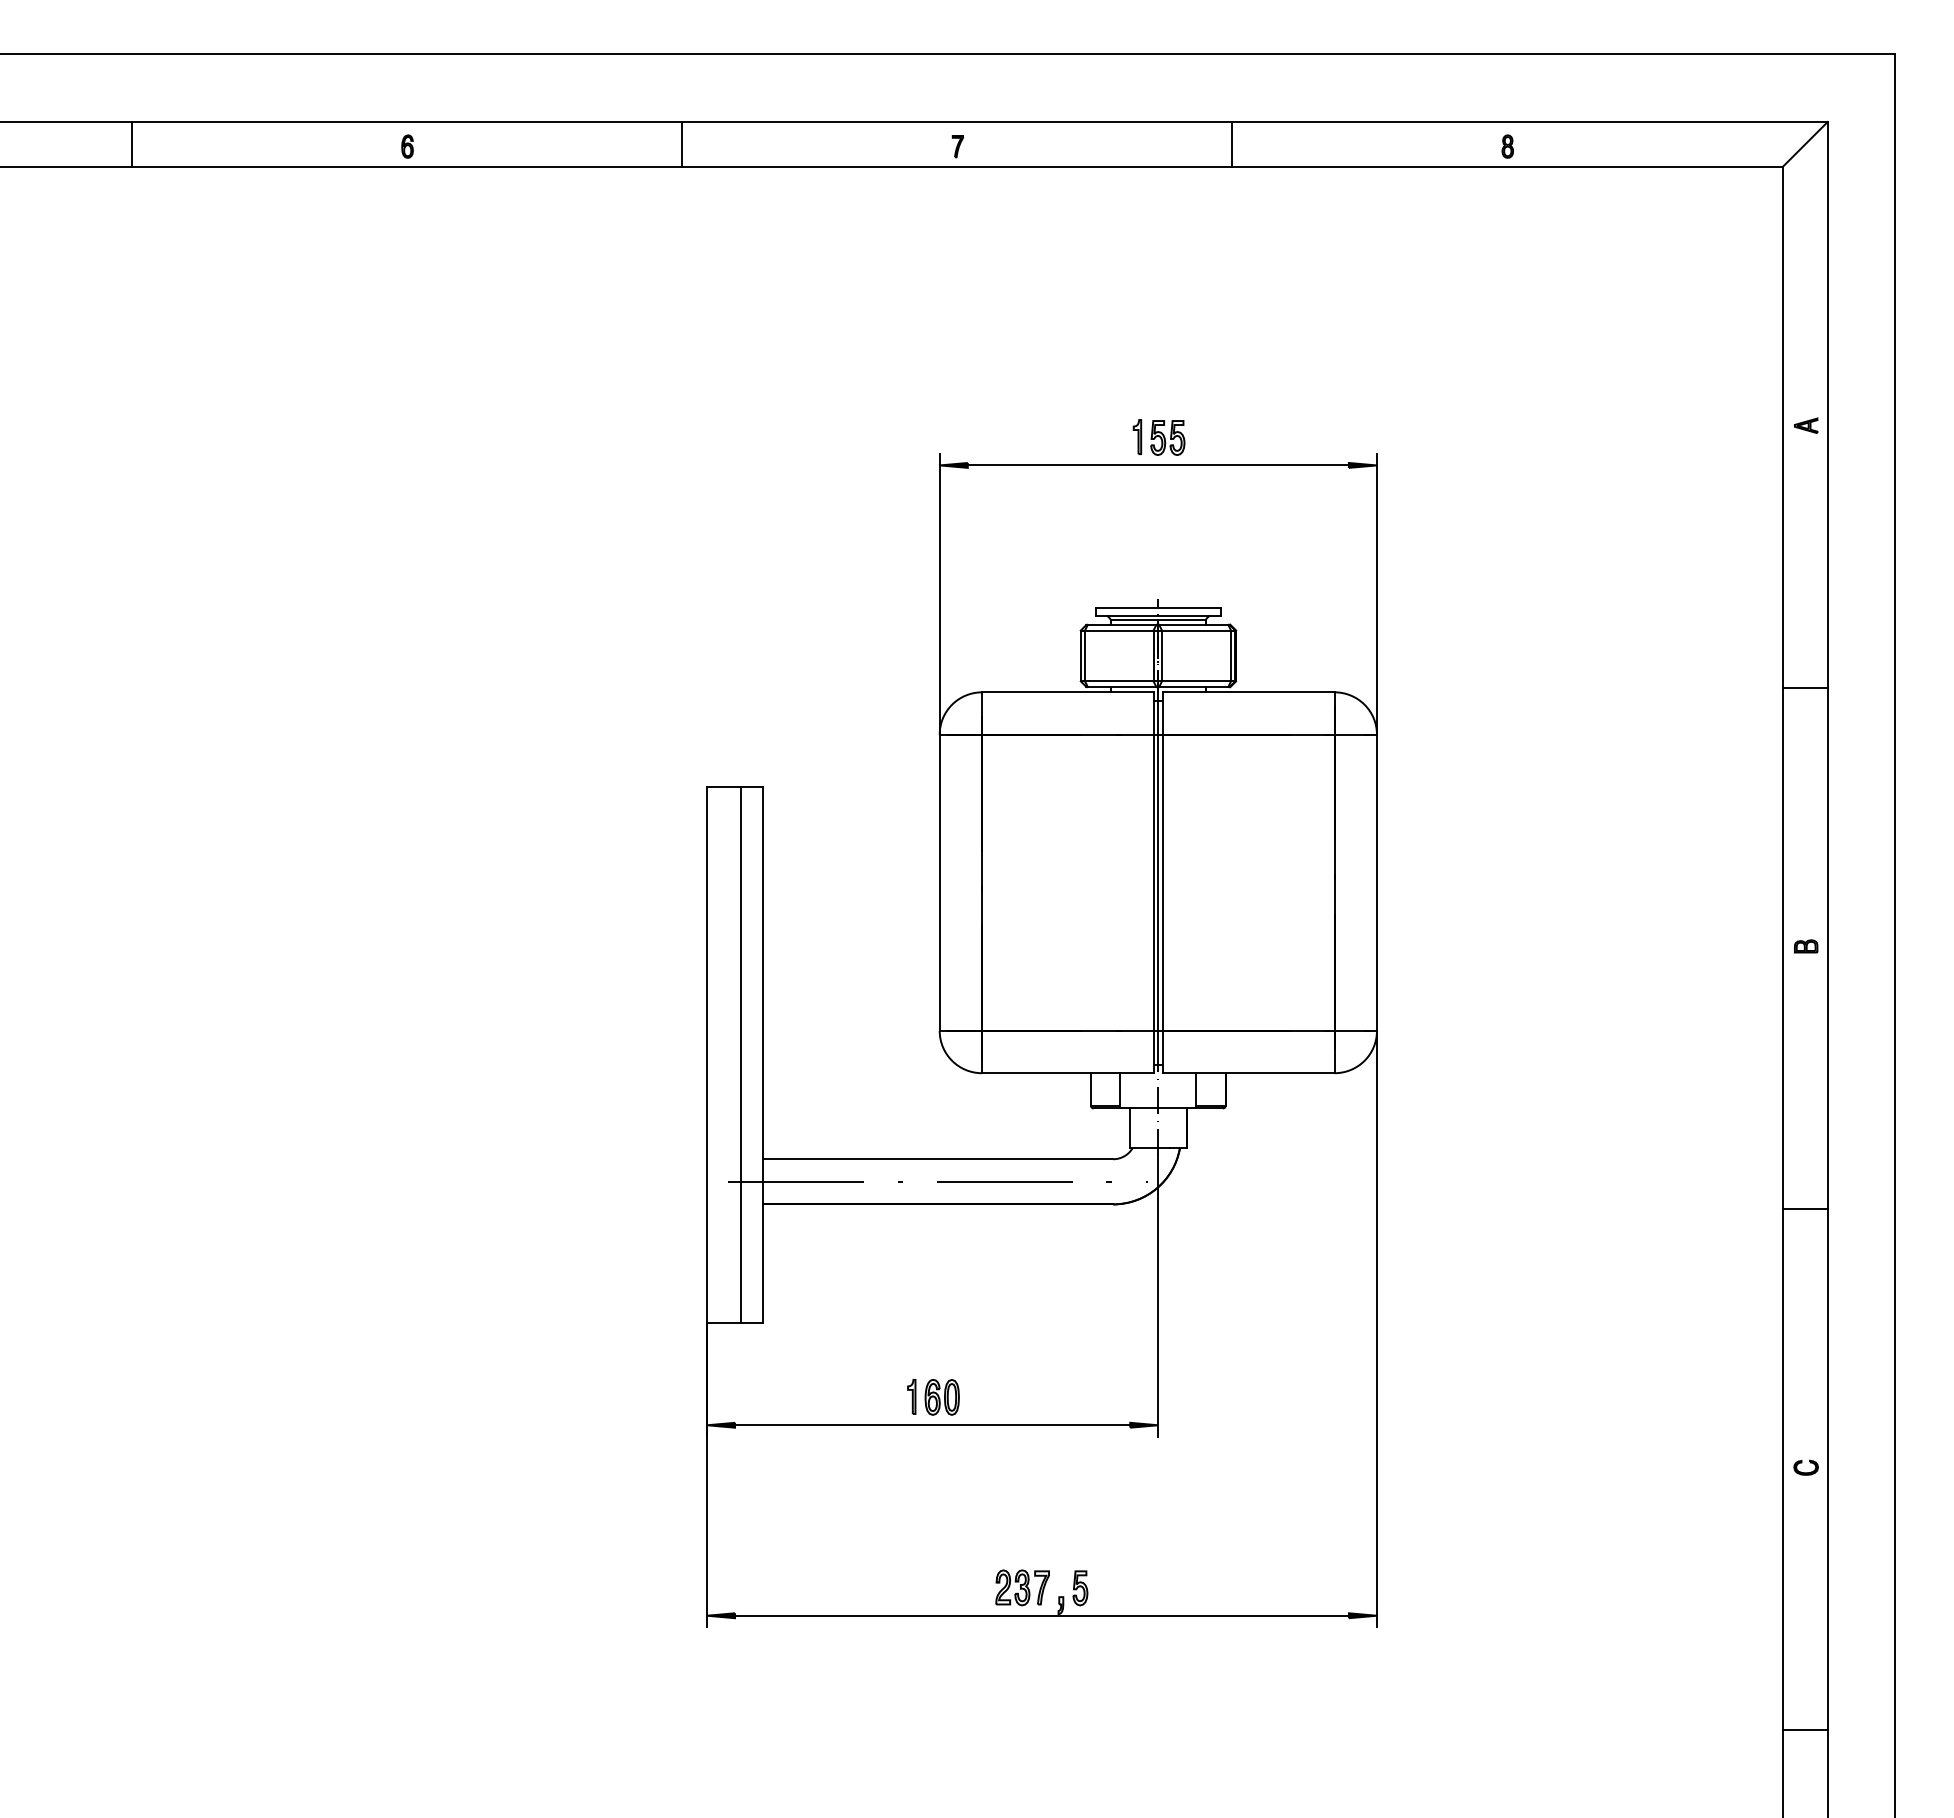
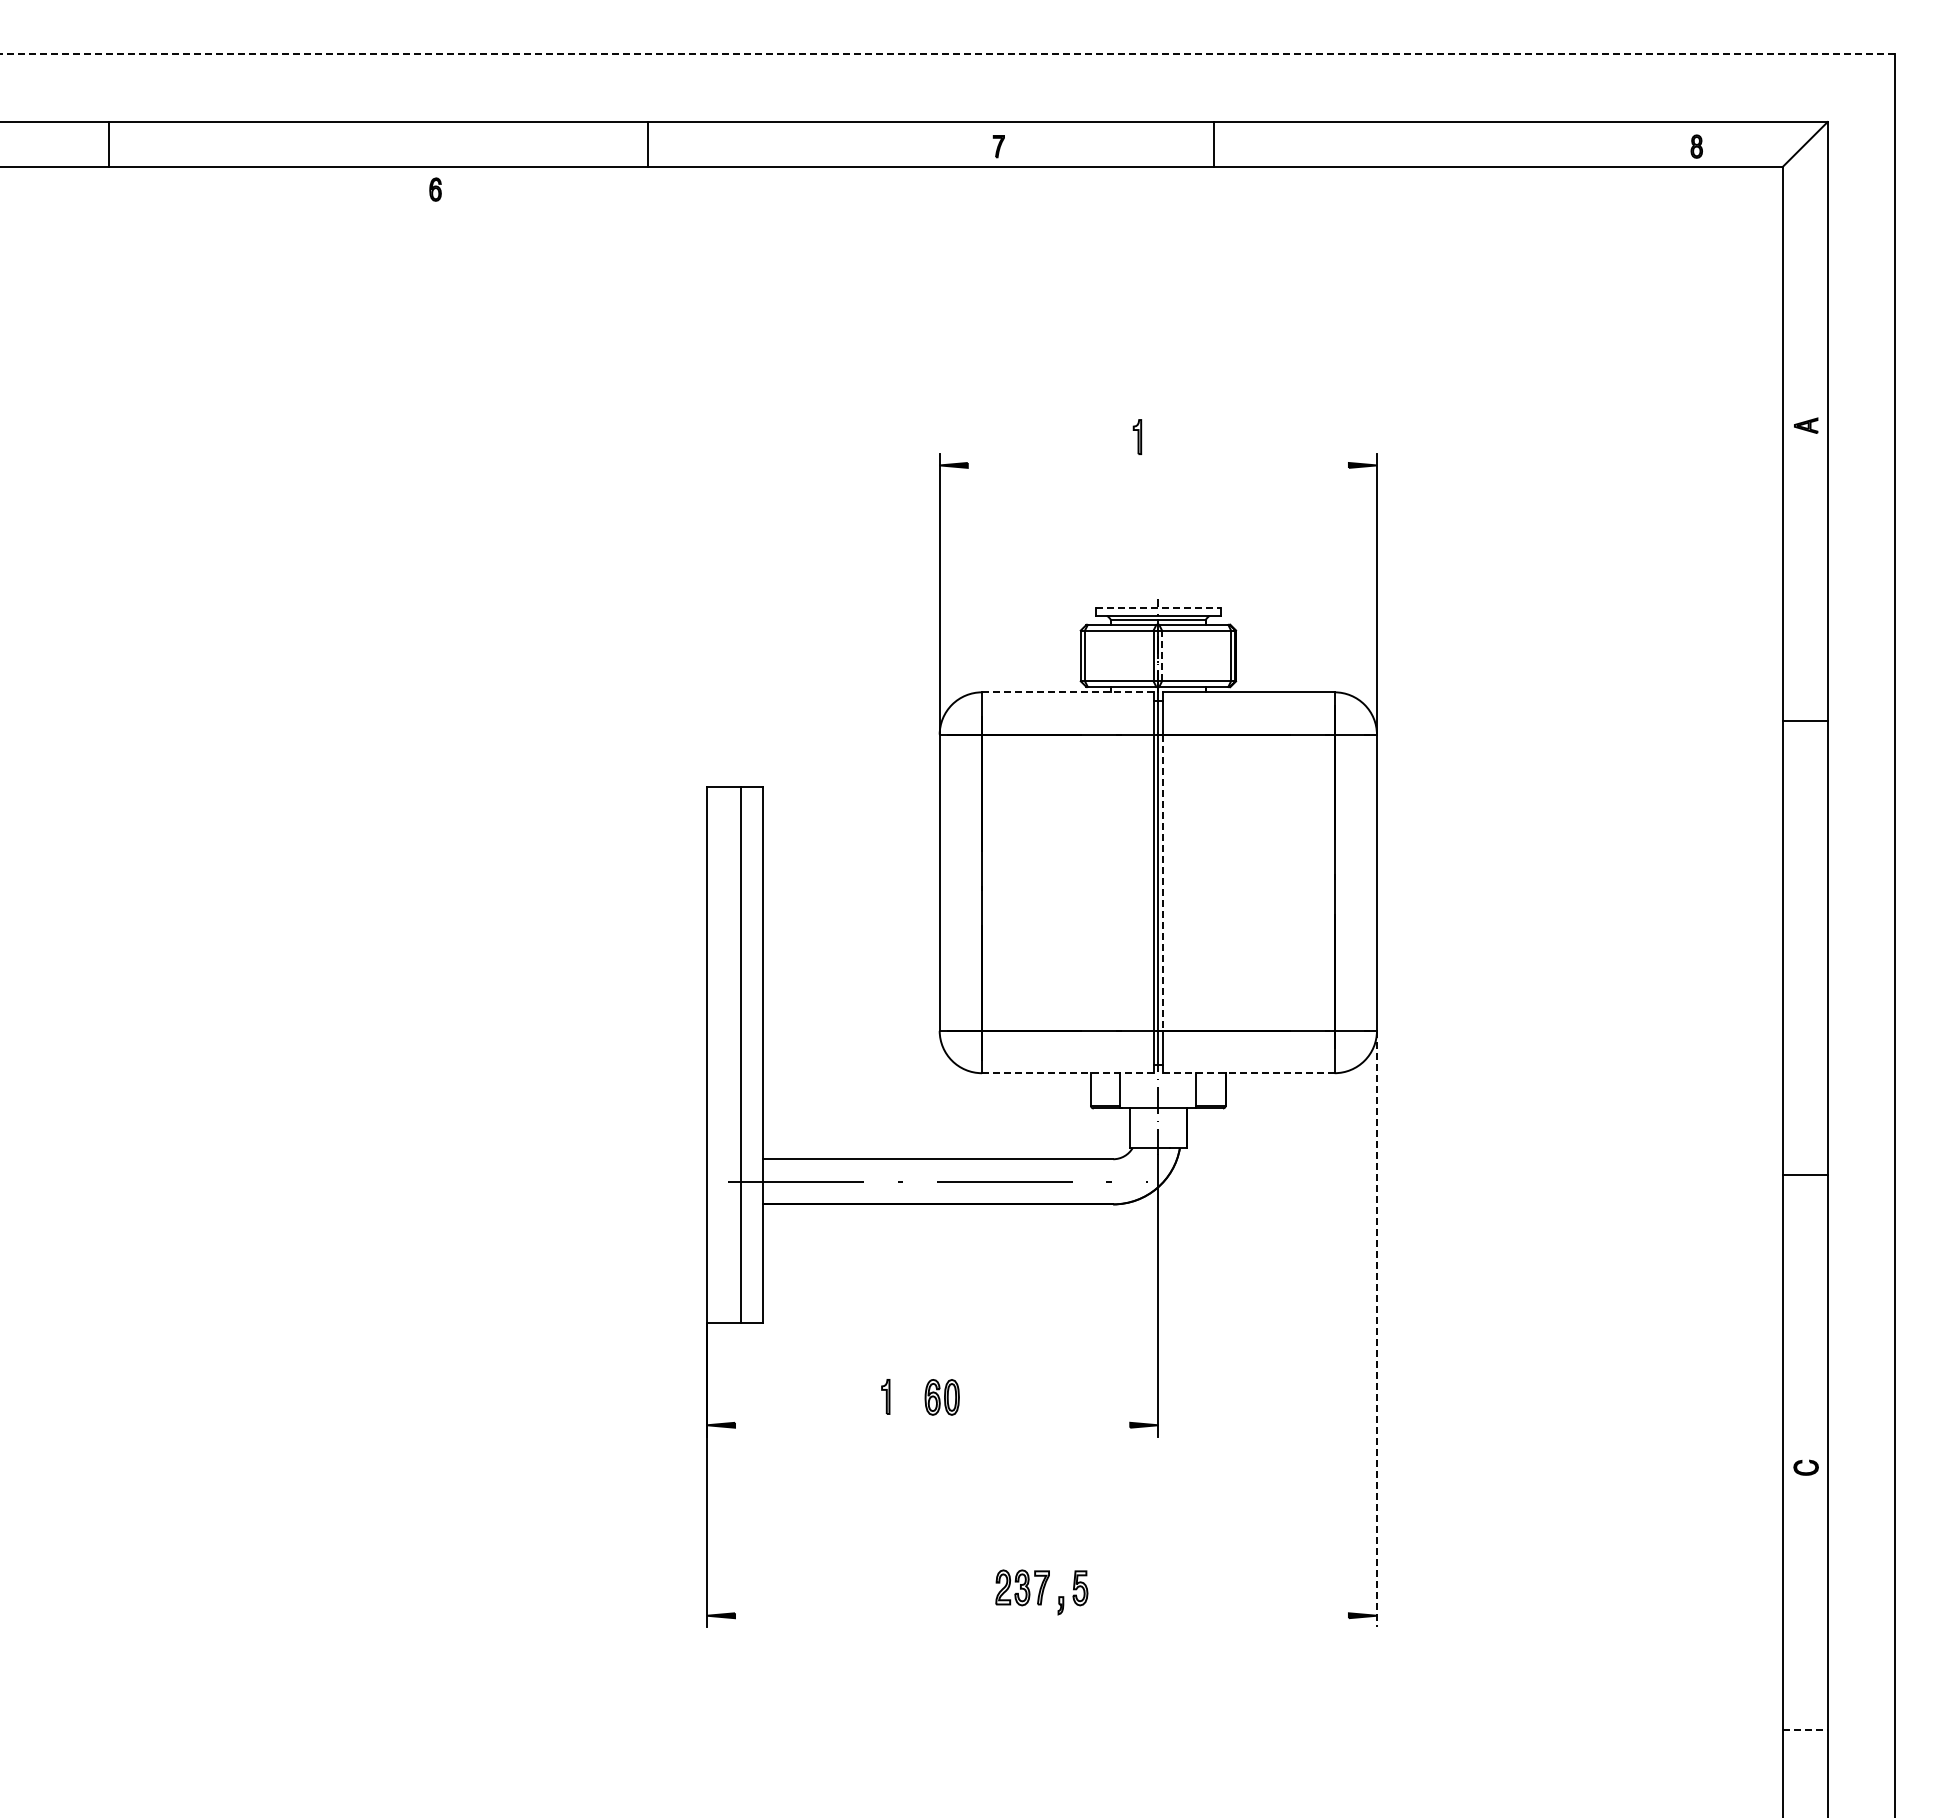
line: solid -> dashed (947, 54)
line position: (132, 144) -> (109, 144) (109, 144)
line position: (682, 144) -> (648, 144) (648, 144)
line position: (1232, 144) -> (1214, 144) (1214, 144)
part position: (407, 146) -> (435, 189) (435, 189)
part position: (957, 146) -> (998, 146) (998, 146)
part position: (1507, 146) -> (1696, 146) (1696, 146)
part: present -> none (1167, 437)
line: present -> none (1157, 465)
line: solid -> dashed (1158, 607)
line: solid -> dashed (1162, 655)
line position: (1804, 688) -> (1804, 721) (1804, 721)
line: solid -> dashed (1068, 692)
line: solid -> dashed (1162, 883)
part: present -> none (1806, 946)
line: solid -> dashed (1067, 1073)
line: solid -> dashed (1248, 1073)
line position: (1804, 1209) -> (1804, 1175) (1804, 1175)
line: solid -> dashed (1376, 1329)
part position: (911, 1396) -> (885, 1396) (885, 1396)
line: present -> none (932, 1425)
line: present -> none (1041, 1615)
line: solid -> dashed (1805, 1730)
